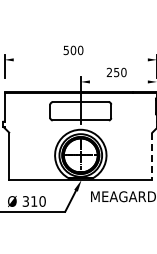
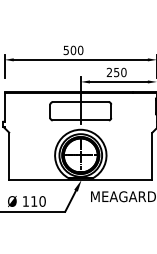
line: none -> present (80, 59)
line: none -> present (118, 81)
line: dashed -> solid (152, 157)
text: 310 -> 110 (25, 201)
